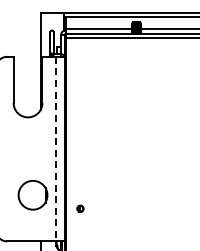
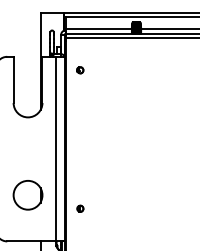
part: none -> present (80, 70)
line: dashed -> solid (56, 149)
part position: (32, 195) -> (27, 195) (27, 195)
